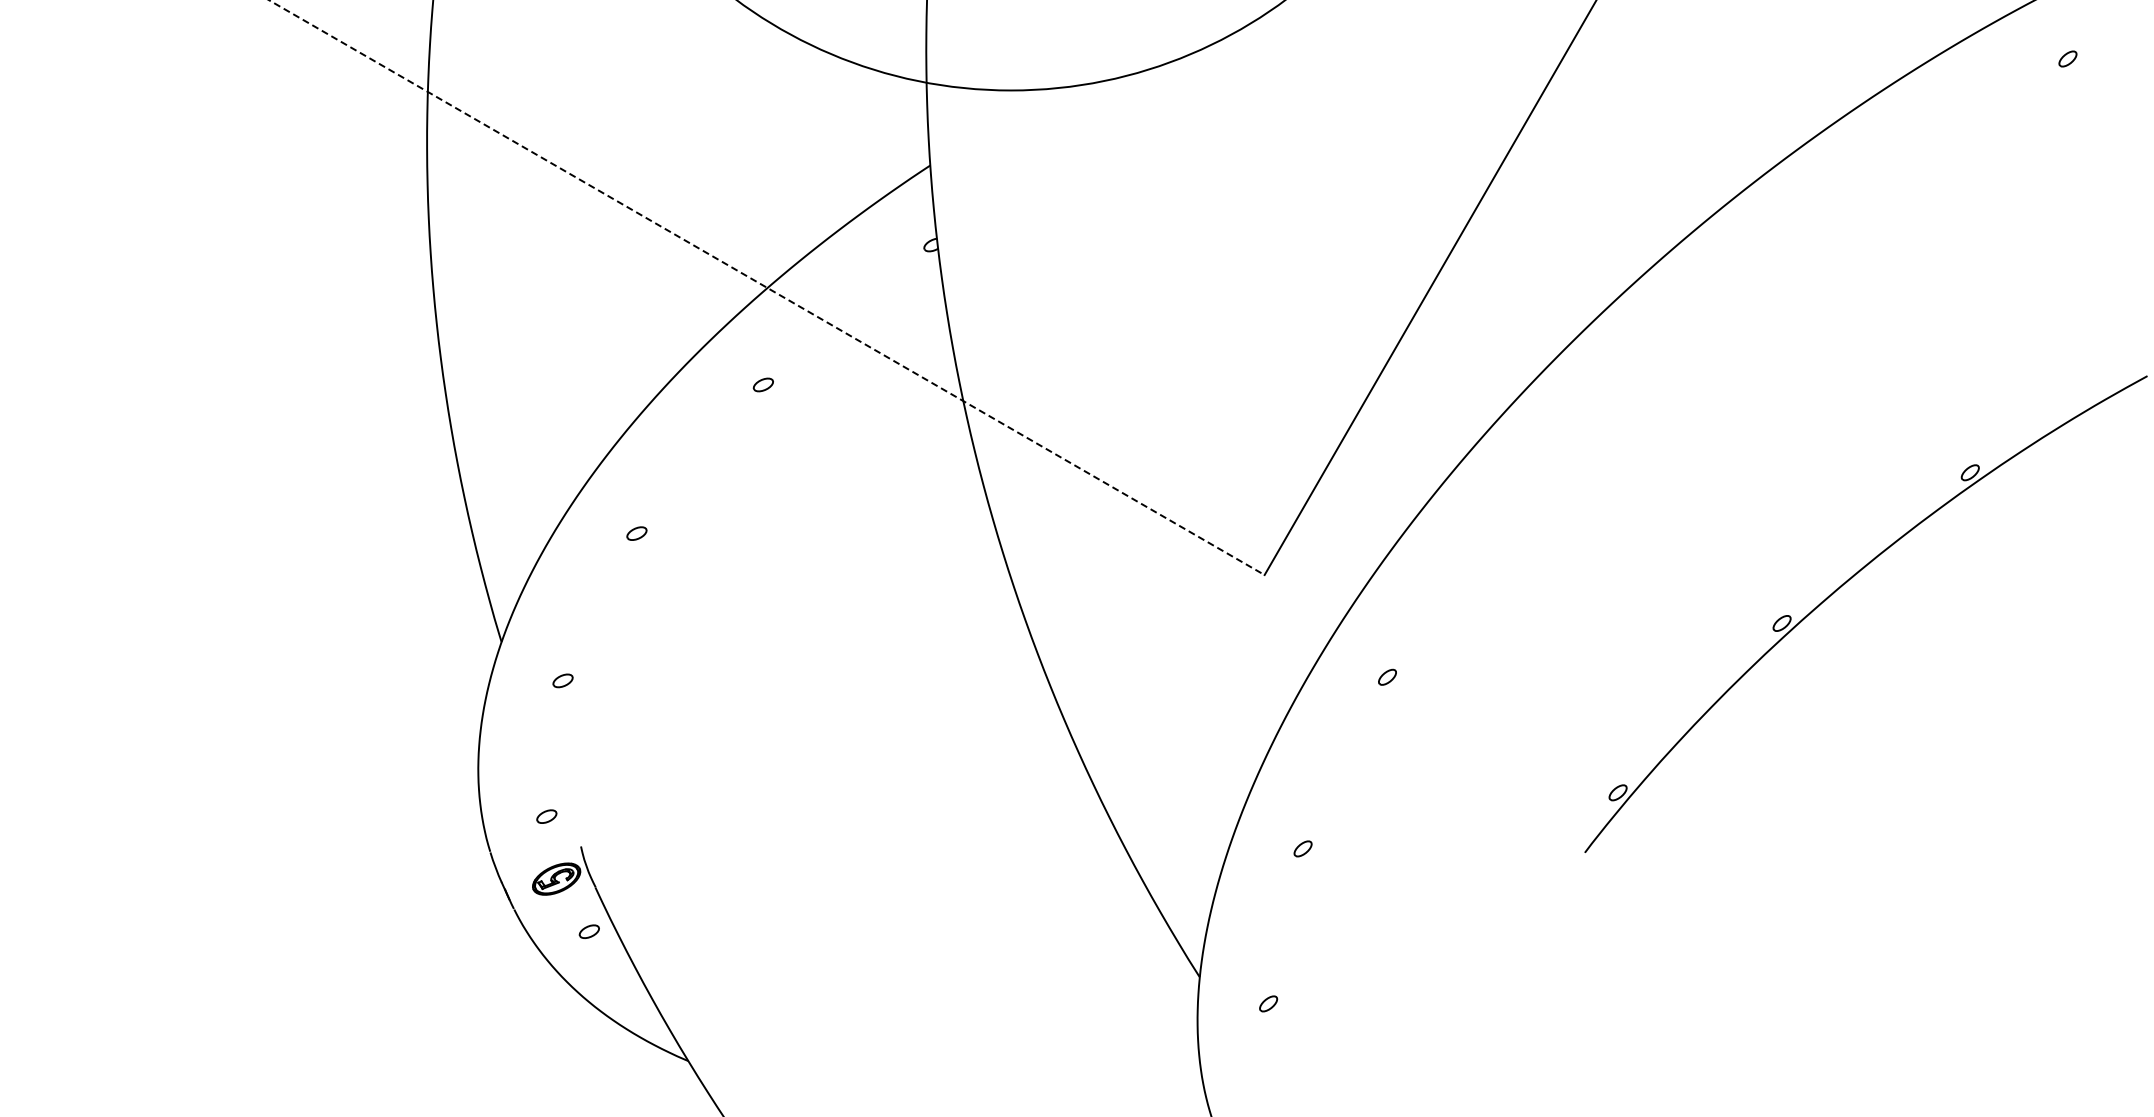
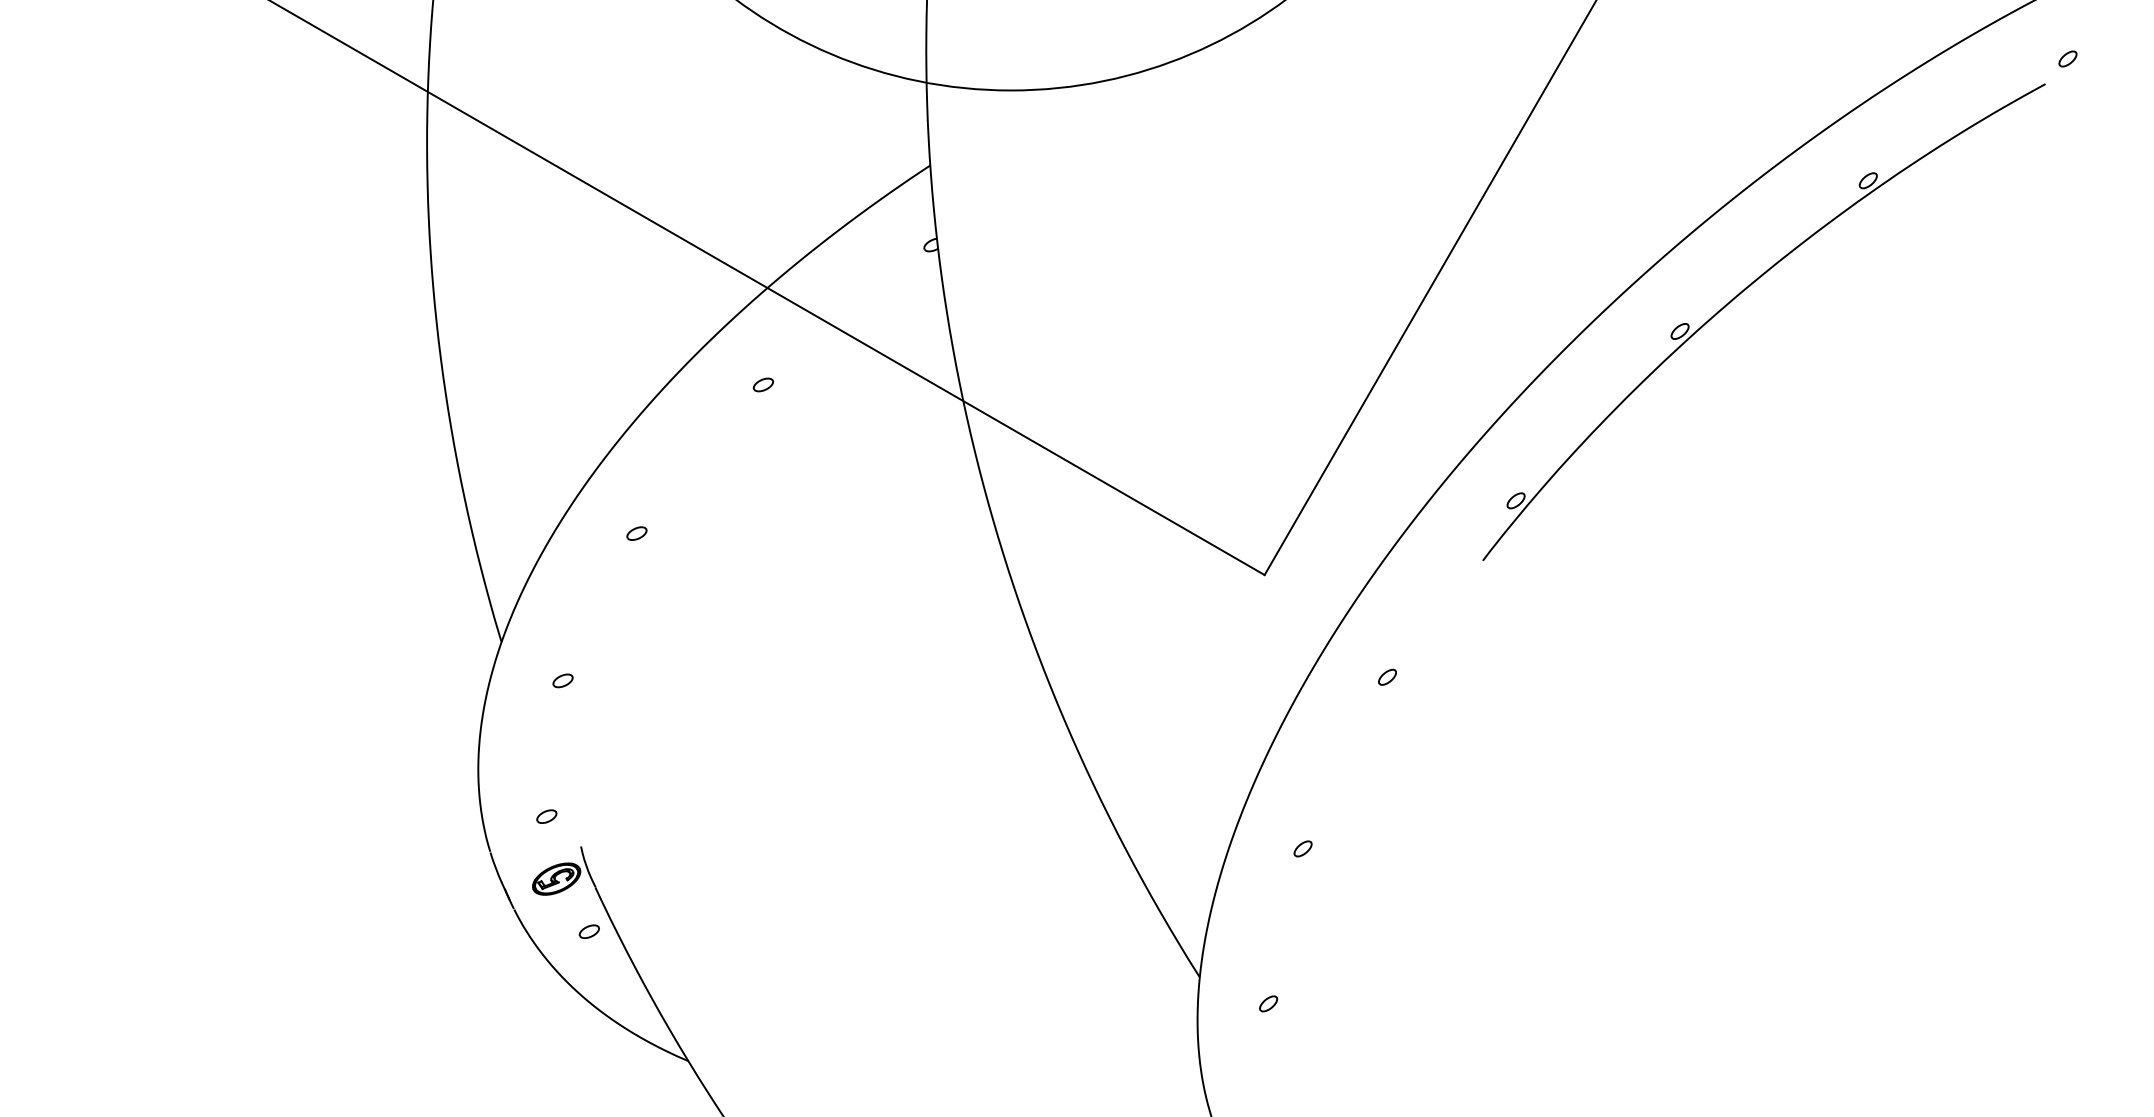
line: dashed -> solid (766, 287)
part position: (1840, 588) -> (1738, 296) (1738, 296)
